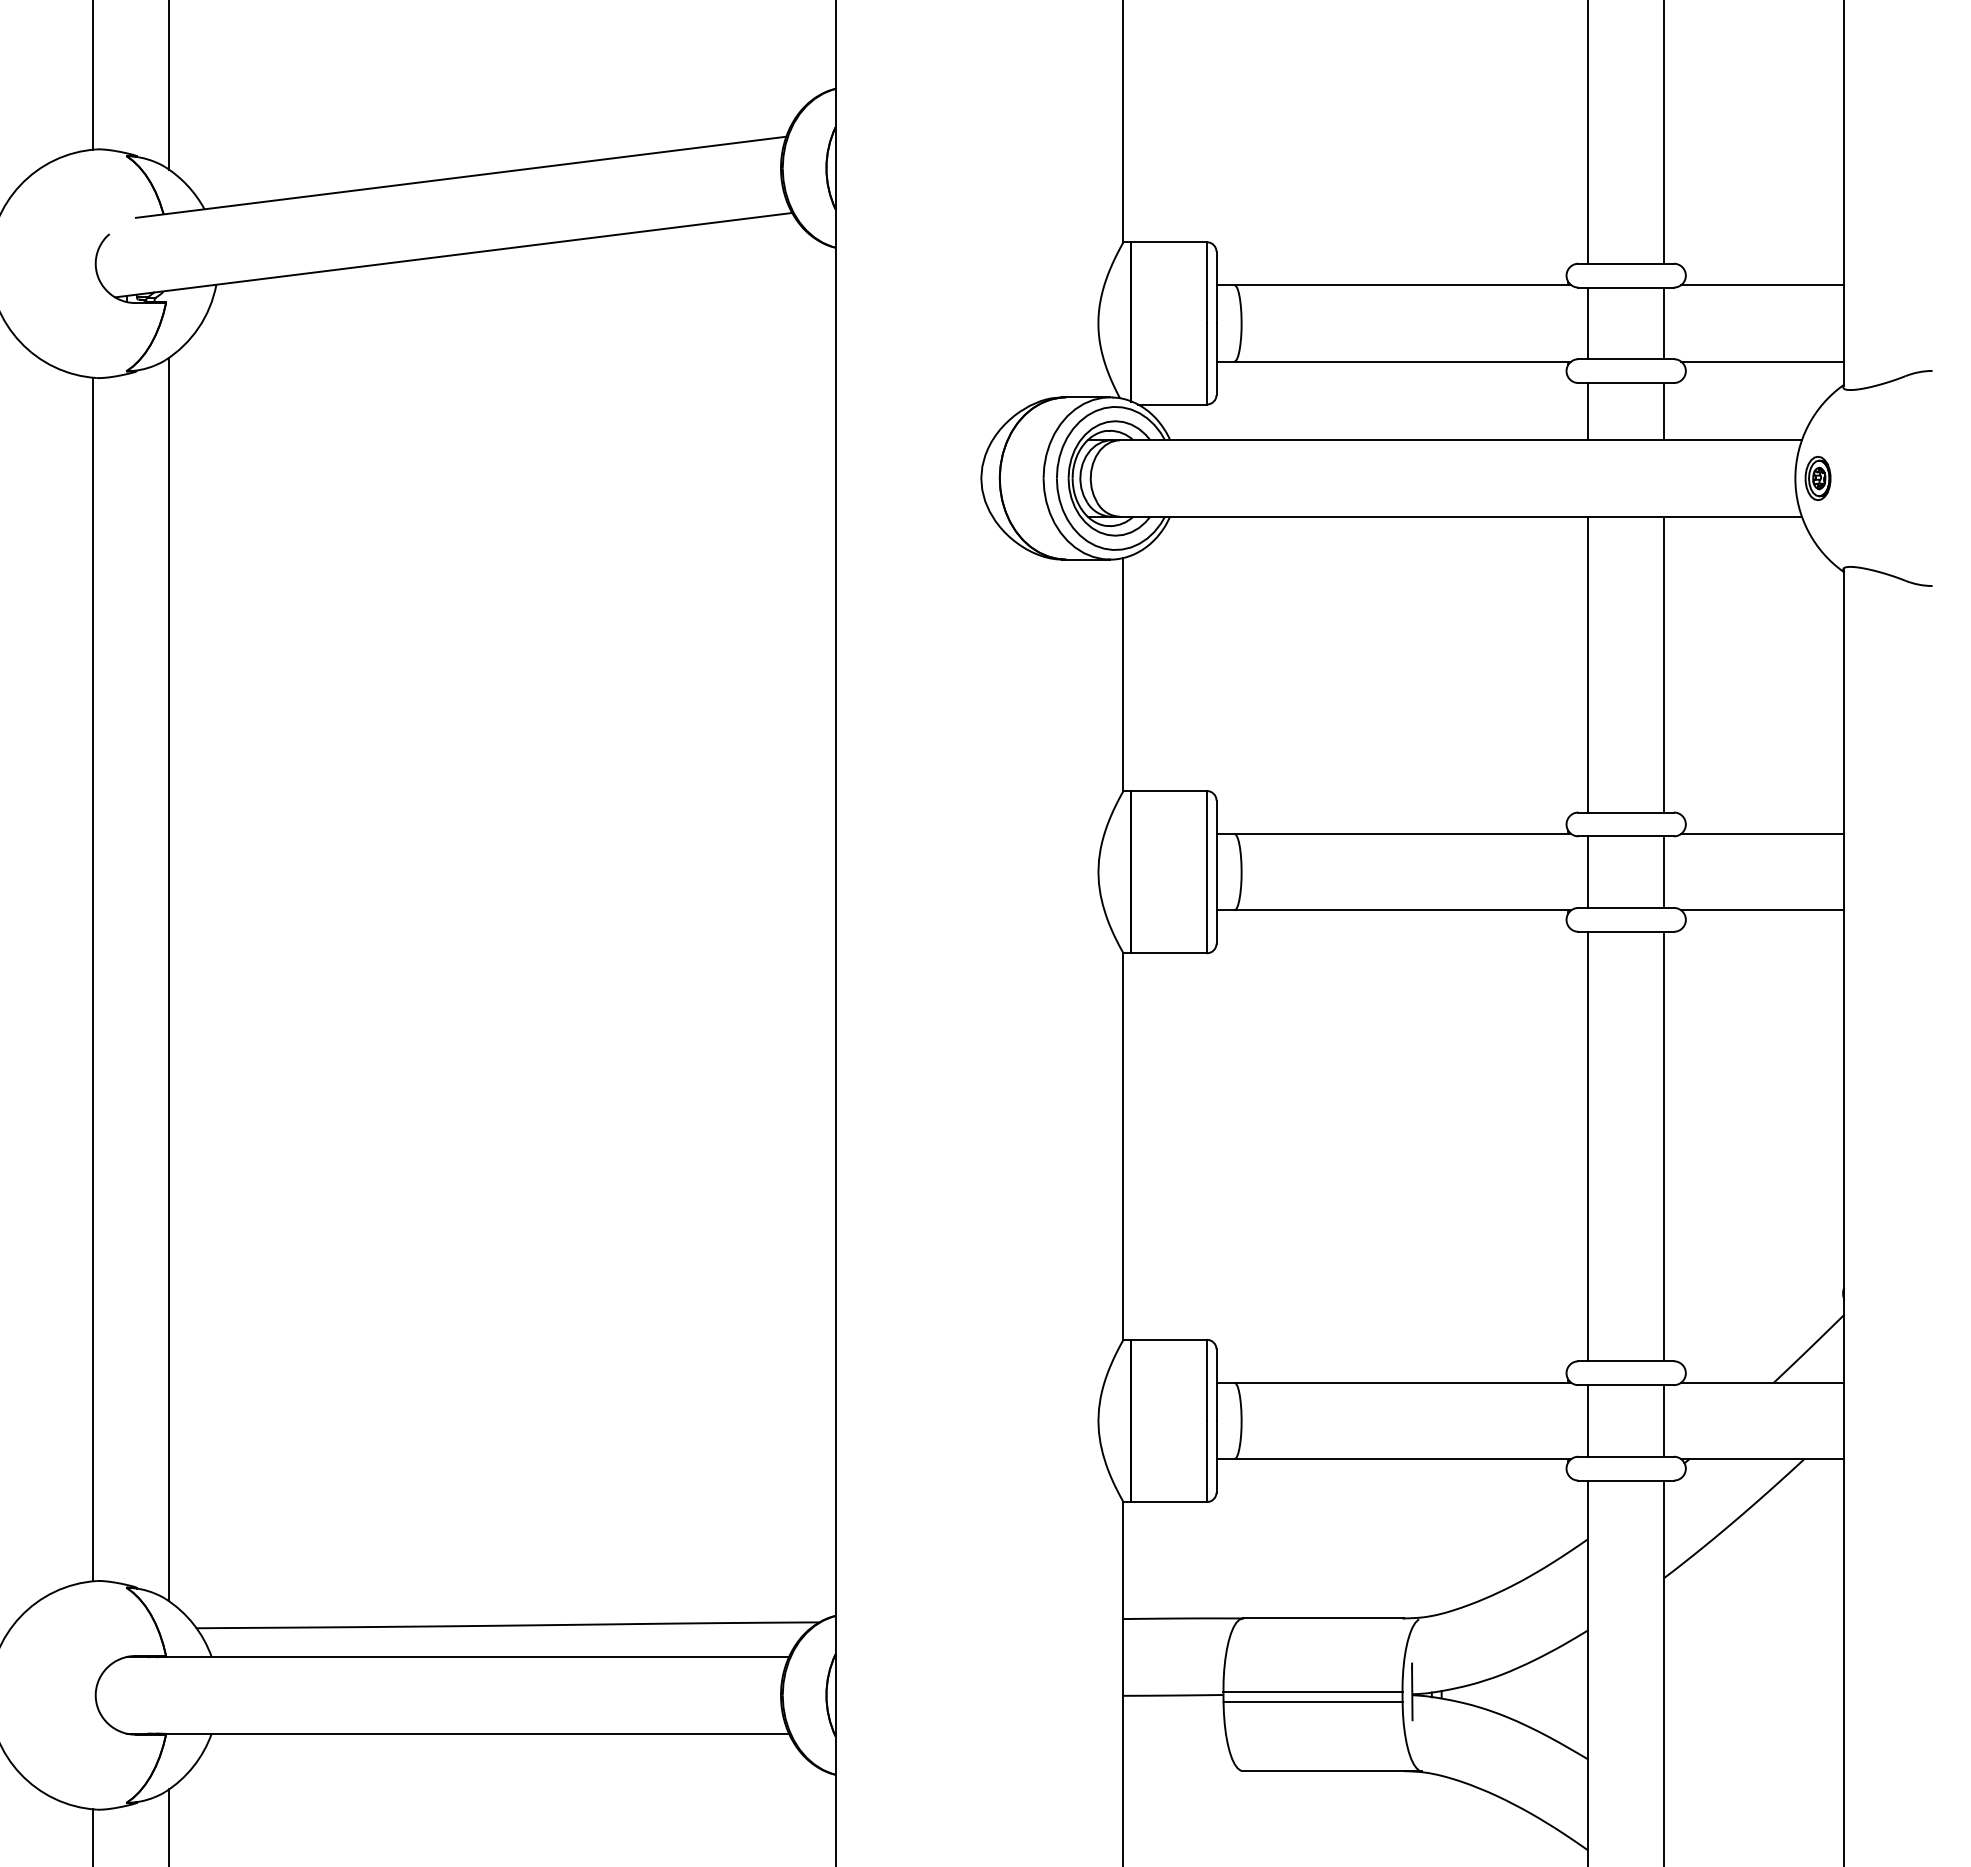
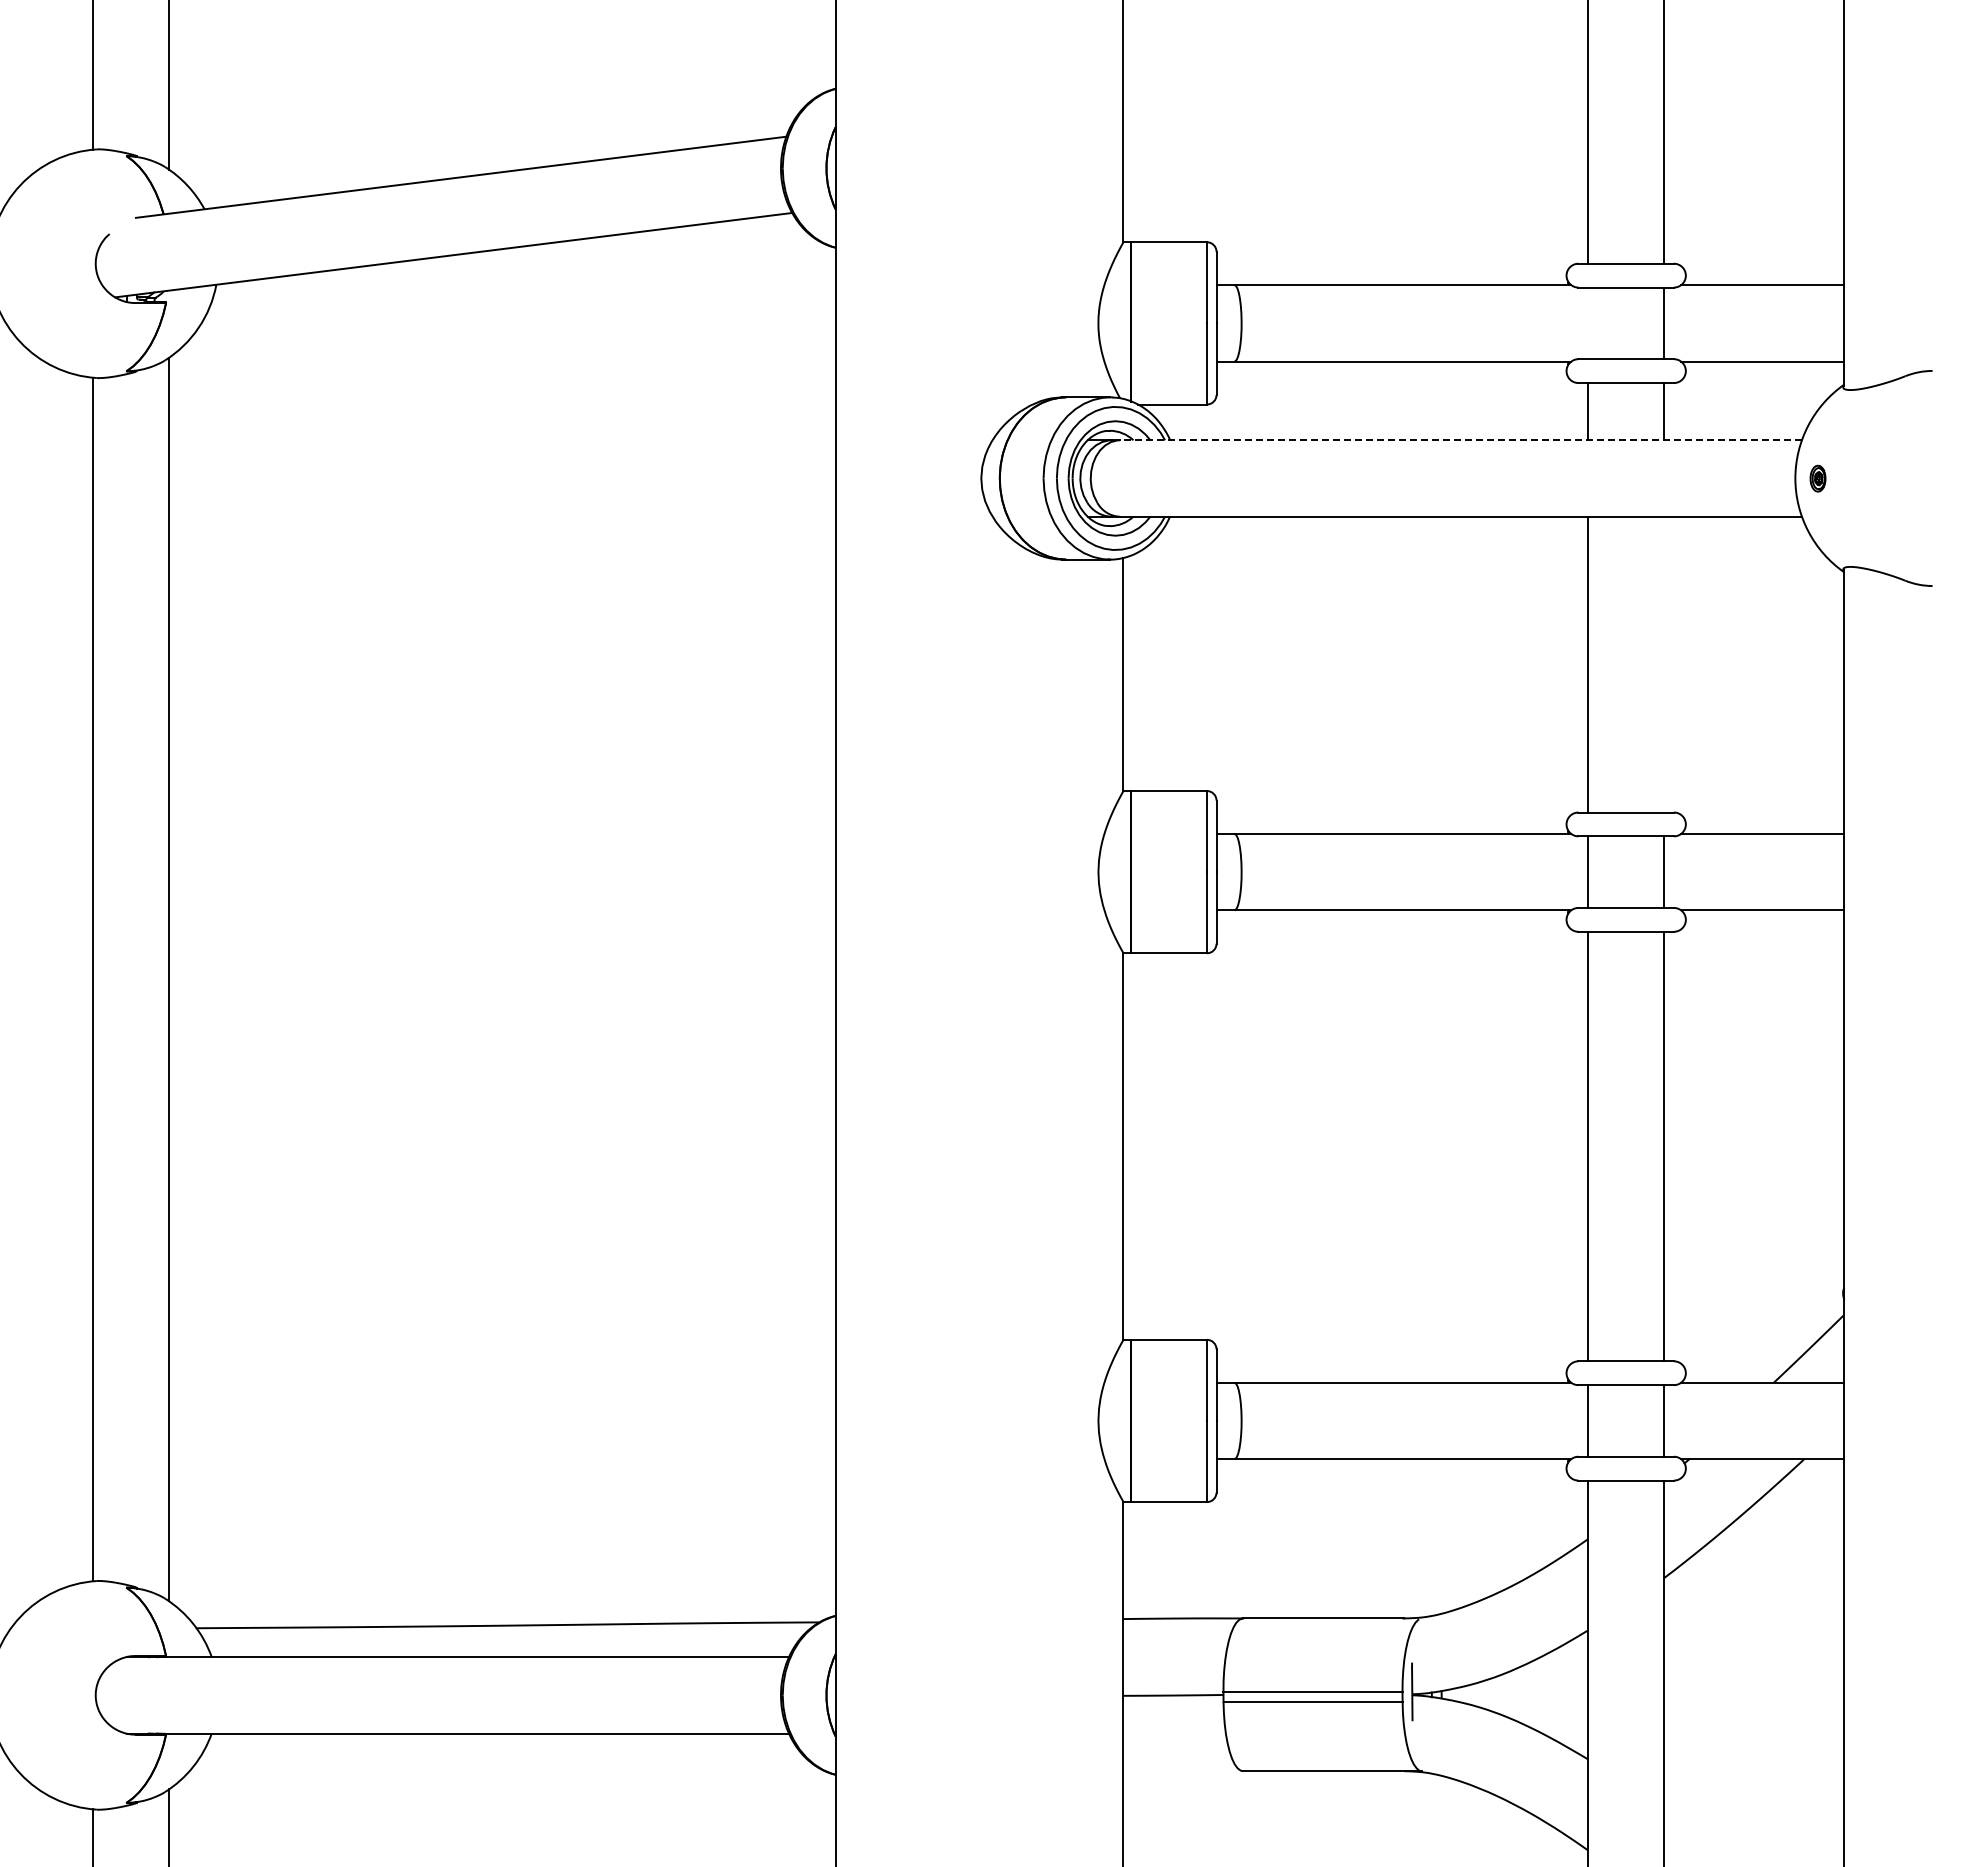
line: present -> none (1588, 323)
line: solid -> dashed (1460, 440)
part size: 28x46 px -> 18x29 px (1817, 478)
line: present -> none (1664, 664)
